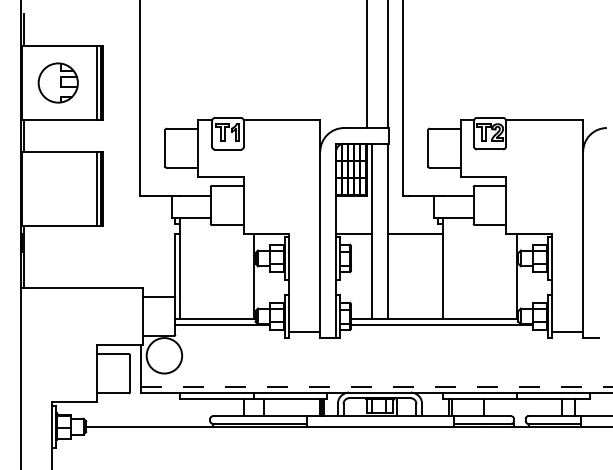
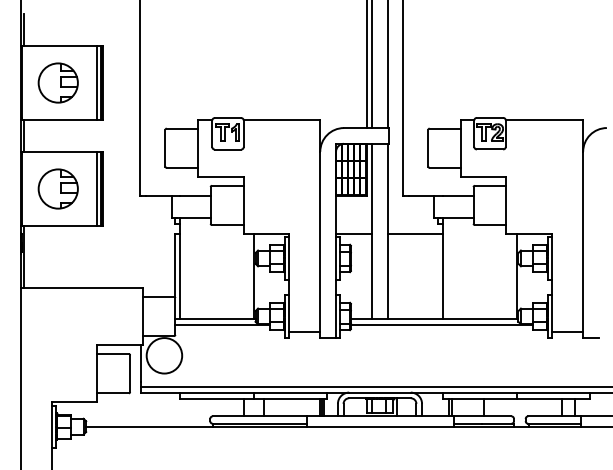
line: none -> present (371, 65)
part: none -> present (57, 188)
line: dashed -> solid (376, 386)
